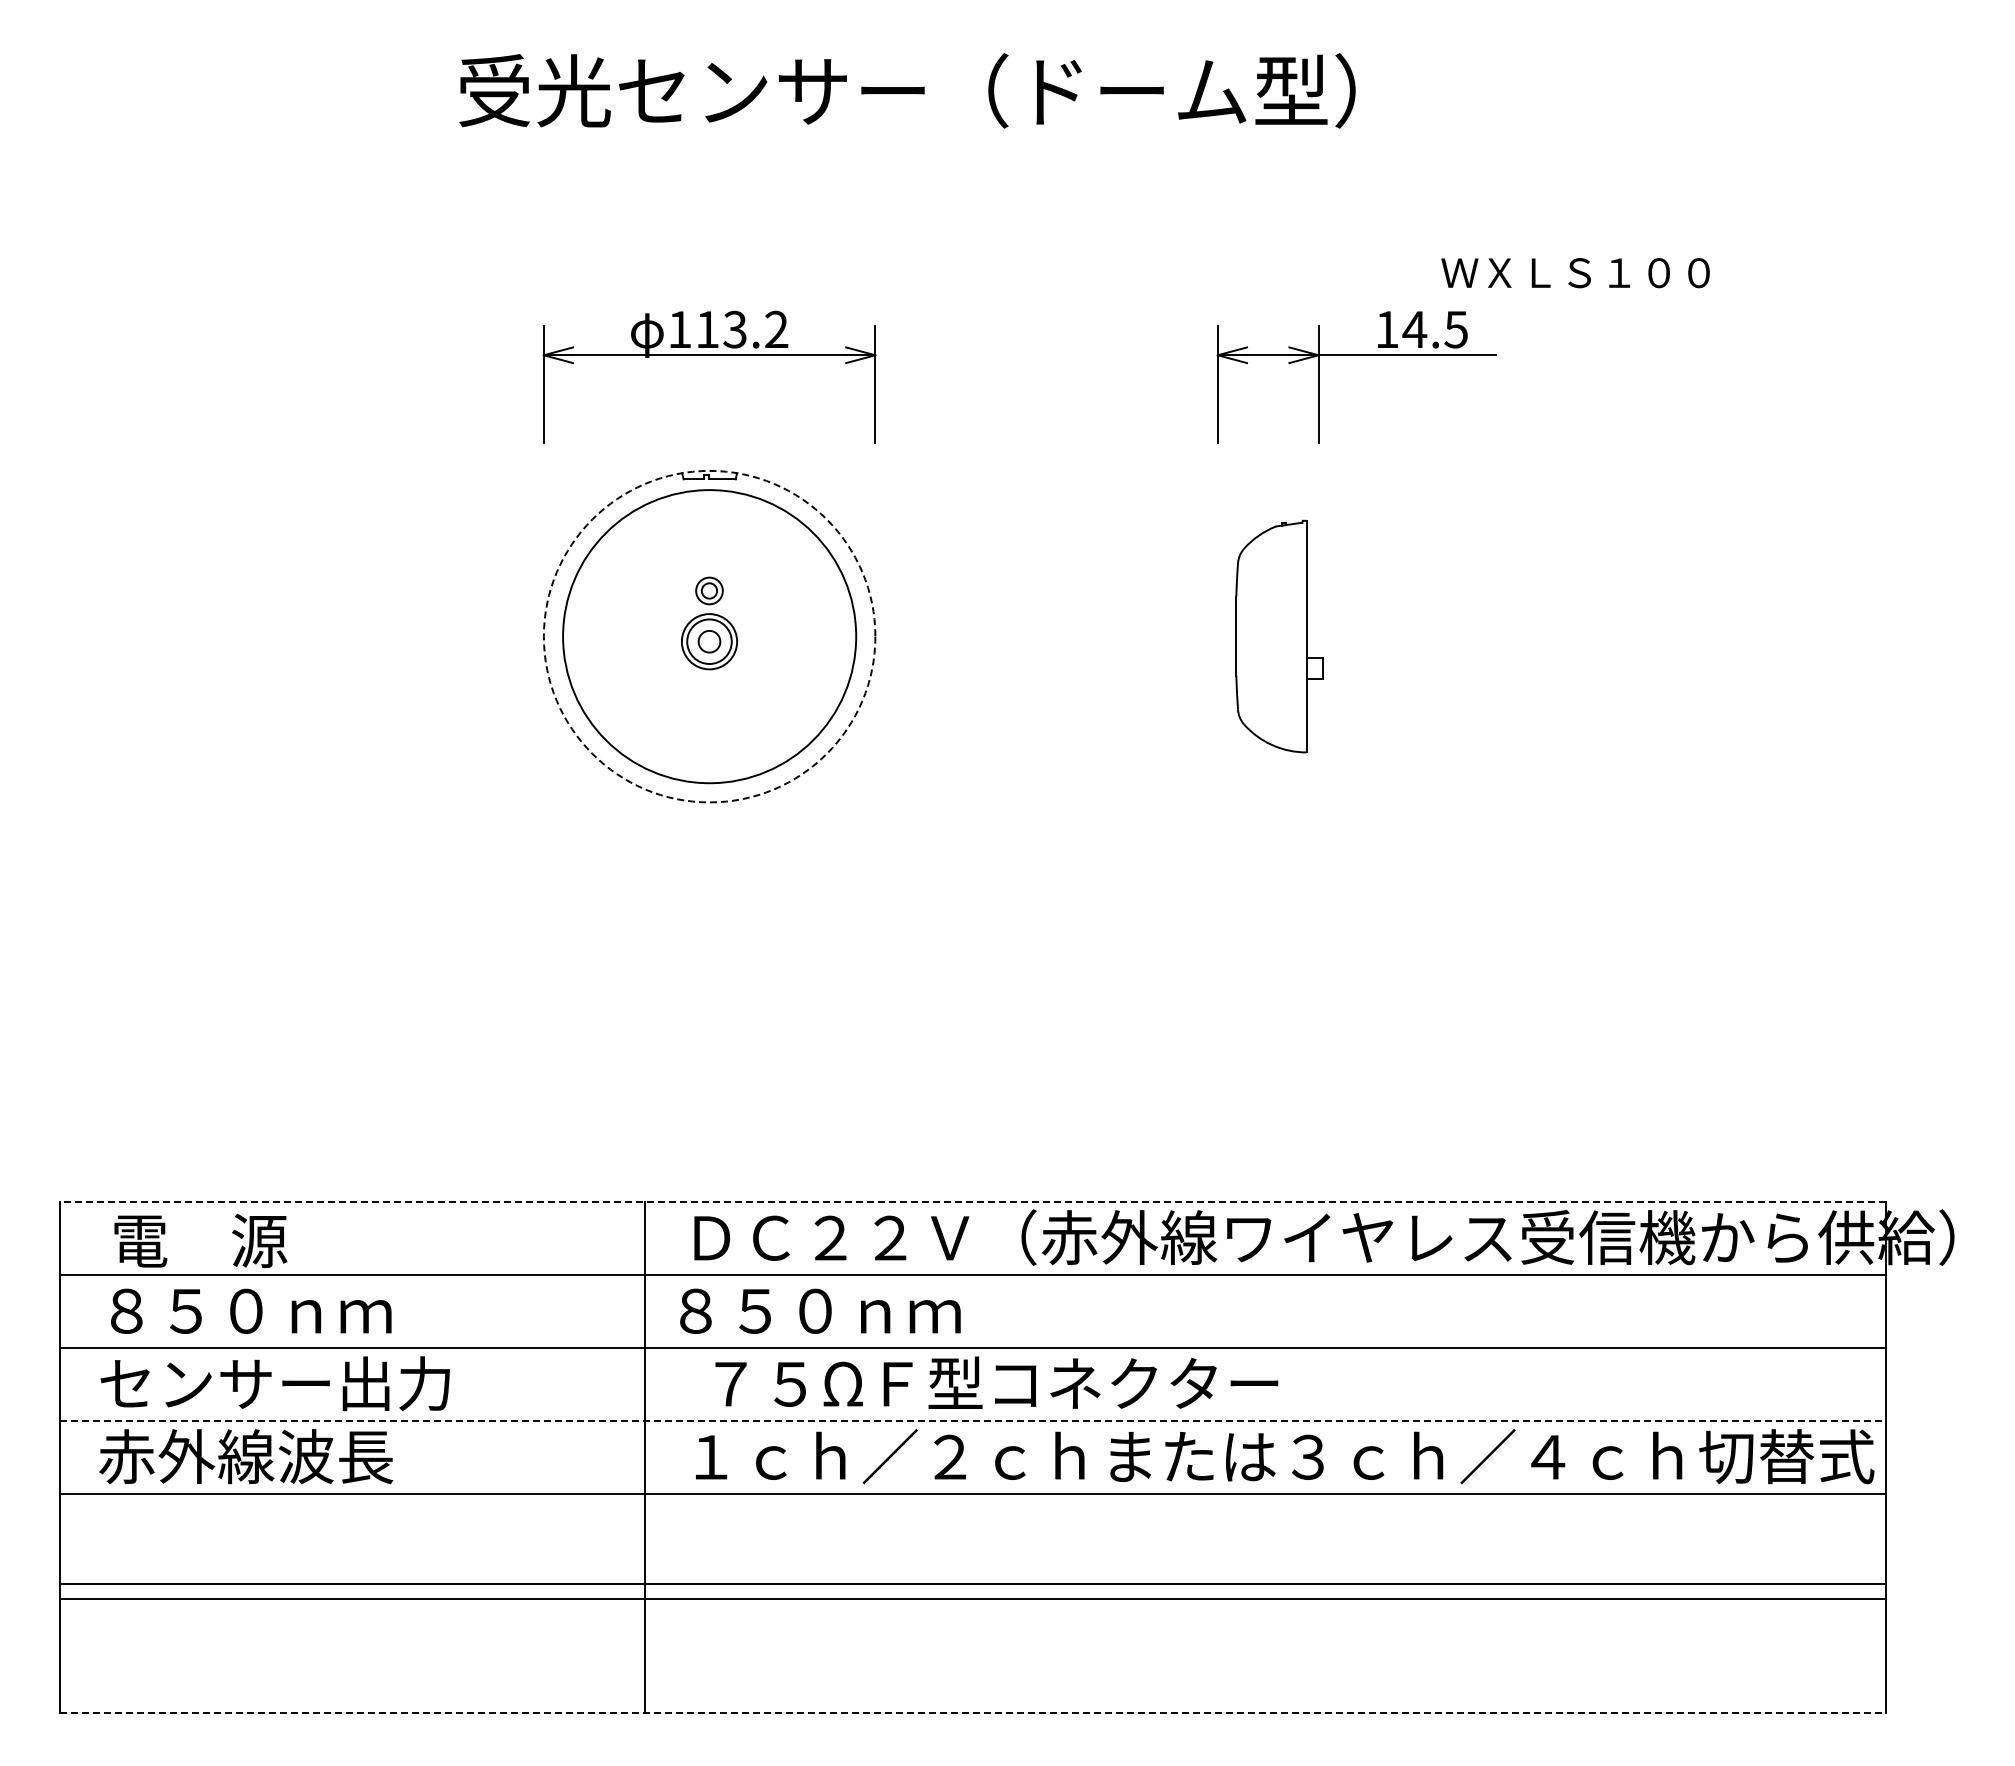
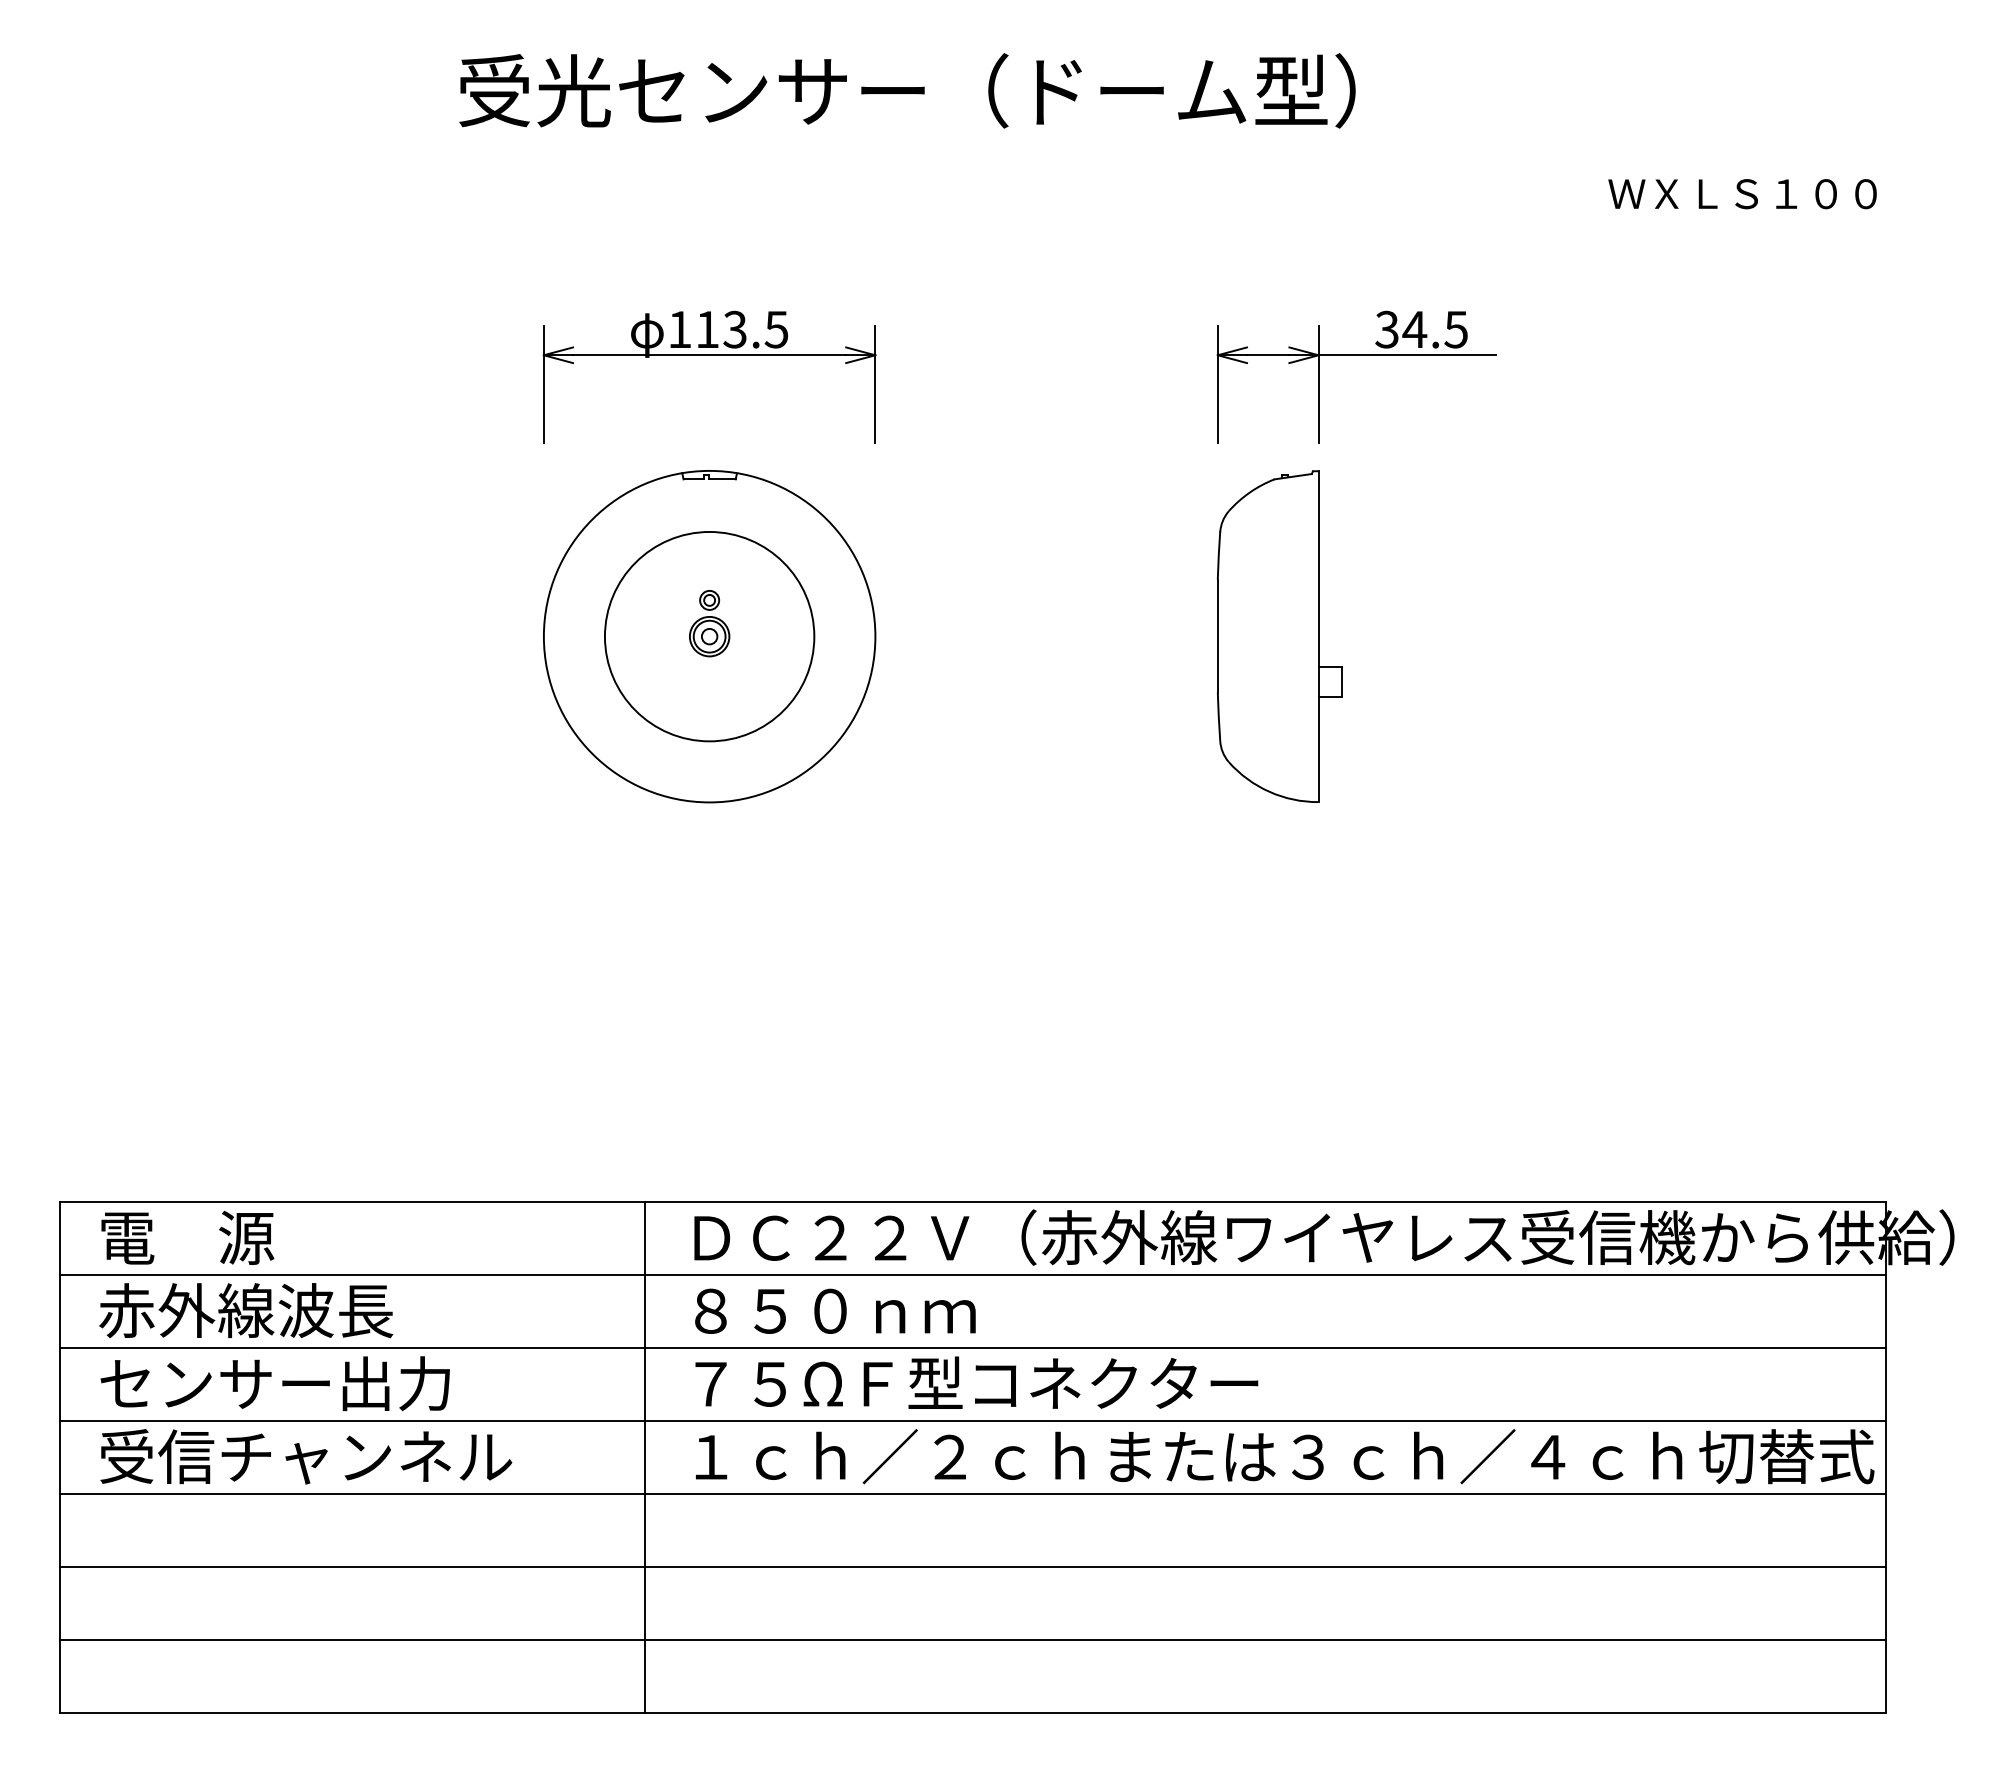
text position: (1575, 273) -> (1742, 194) (1742, 194)
text: 113.2 -> 113.5 (776, 329)
text: 14.5 -> 34.5 (1386, 329)
part size: 57x95 px -> 42x68 px (709, 623)
circle diameter: 293 px -> 209 px (709, 636)
circle: dashed -> solid (709, 636)
part size: 89x235 px -> 127x333 px (1279, 636)
line: dashed -> solid (973, 1201)
text position: (200, 1240) -> (187, 1237) (187, 1237)
text: ８５０ｎｍ -> 赤外線波長 (246, 1310)
text position: (820, 1310) -> (835, 1310) (835, 1310)
text position: (996, 1382) -> (976, 1382) (976, 1382)
line: dashed -> solid (973, 1420)
text: 赤外線波長 -> 受信チャンネル (305, 1456)
line position: (972, 1583) -> (972, 1566) (972, 1566)
line position: (972, 1599) -> (972, 1640) (972, 1640)
line: dashed -> solid (973, 1713)
